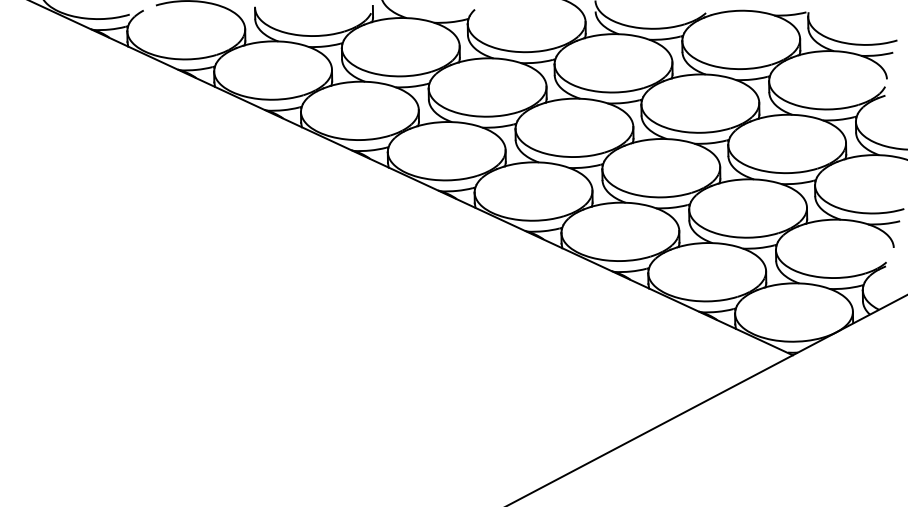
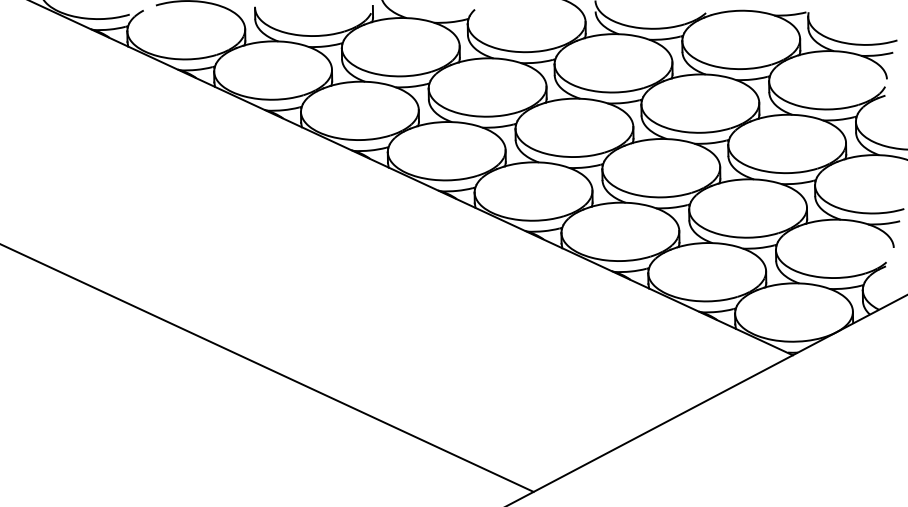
line: none -> present (267, 368)
